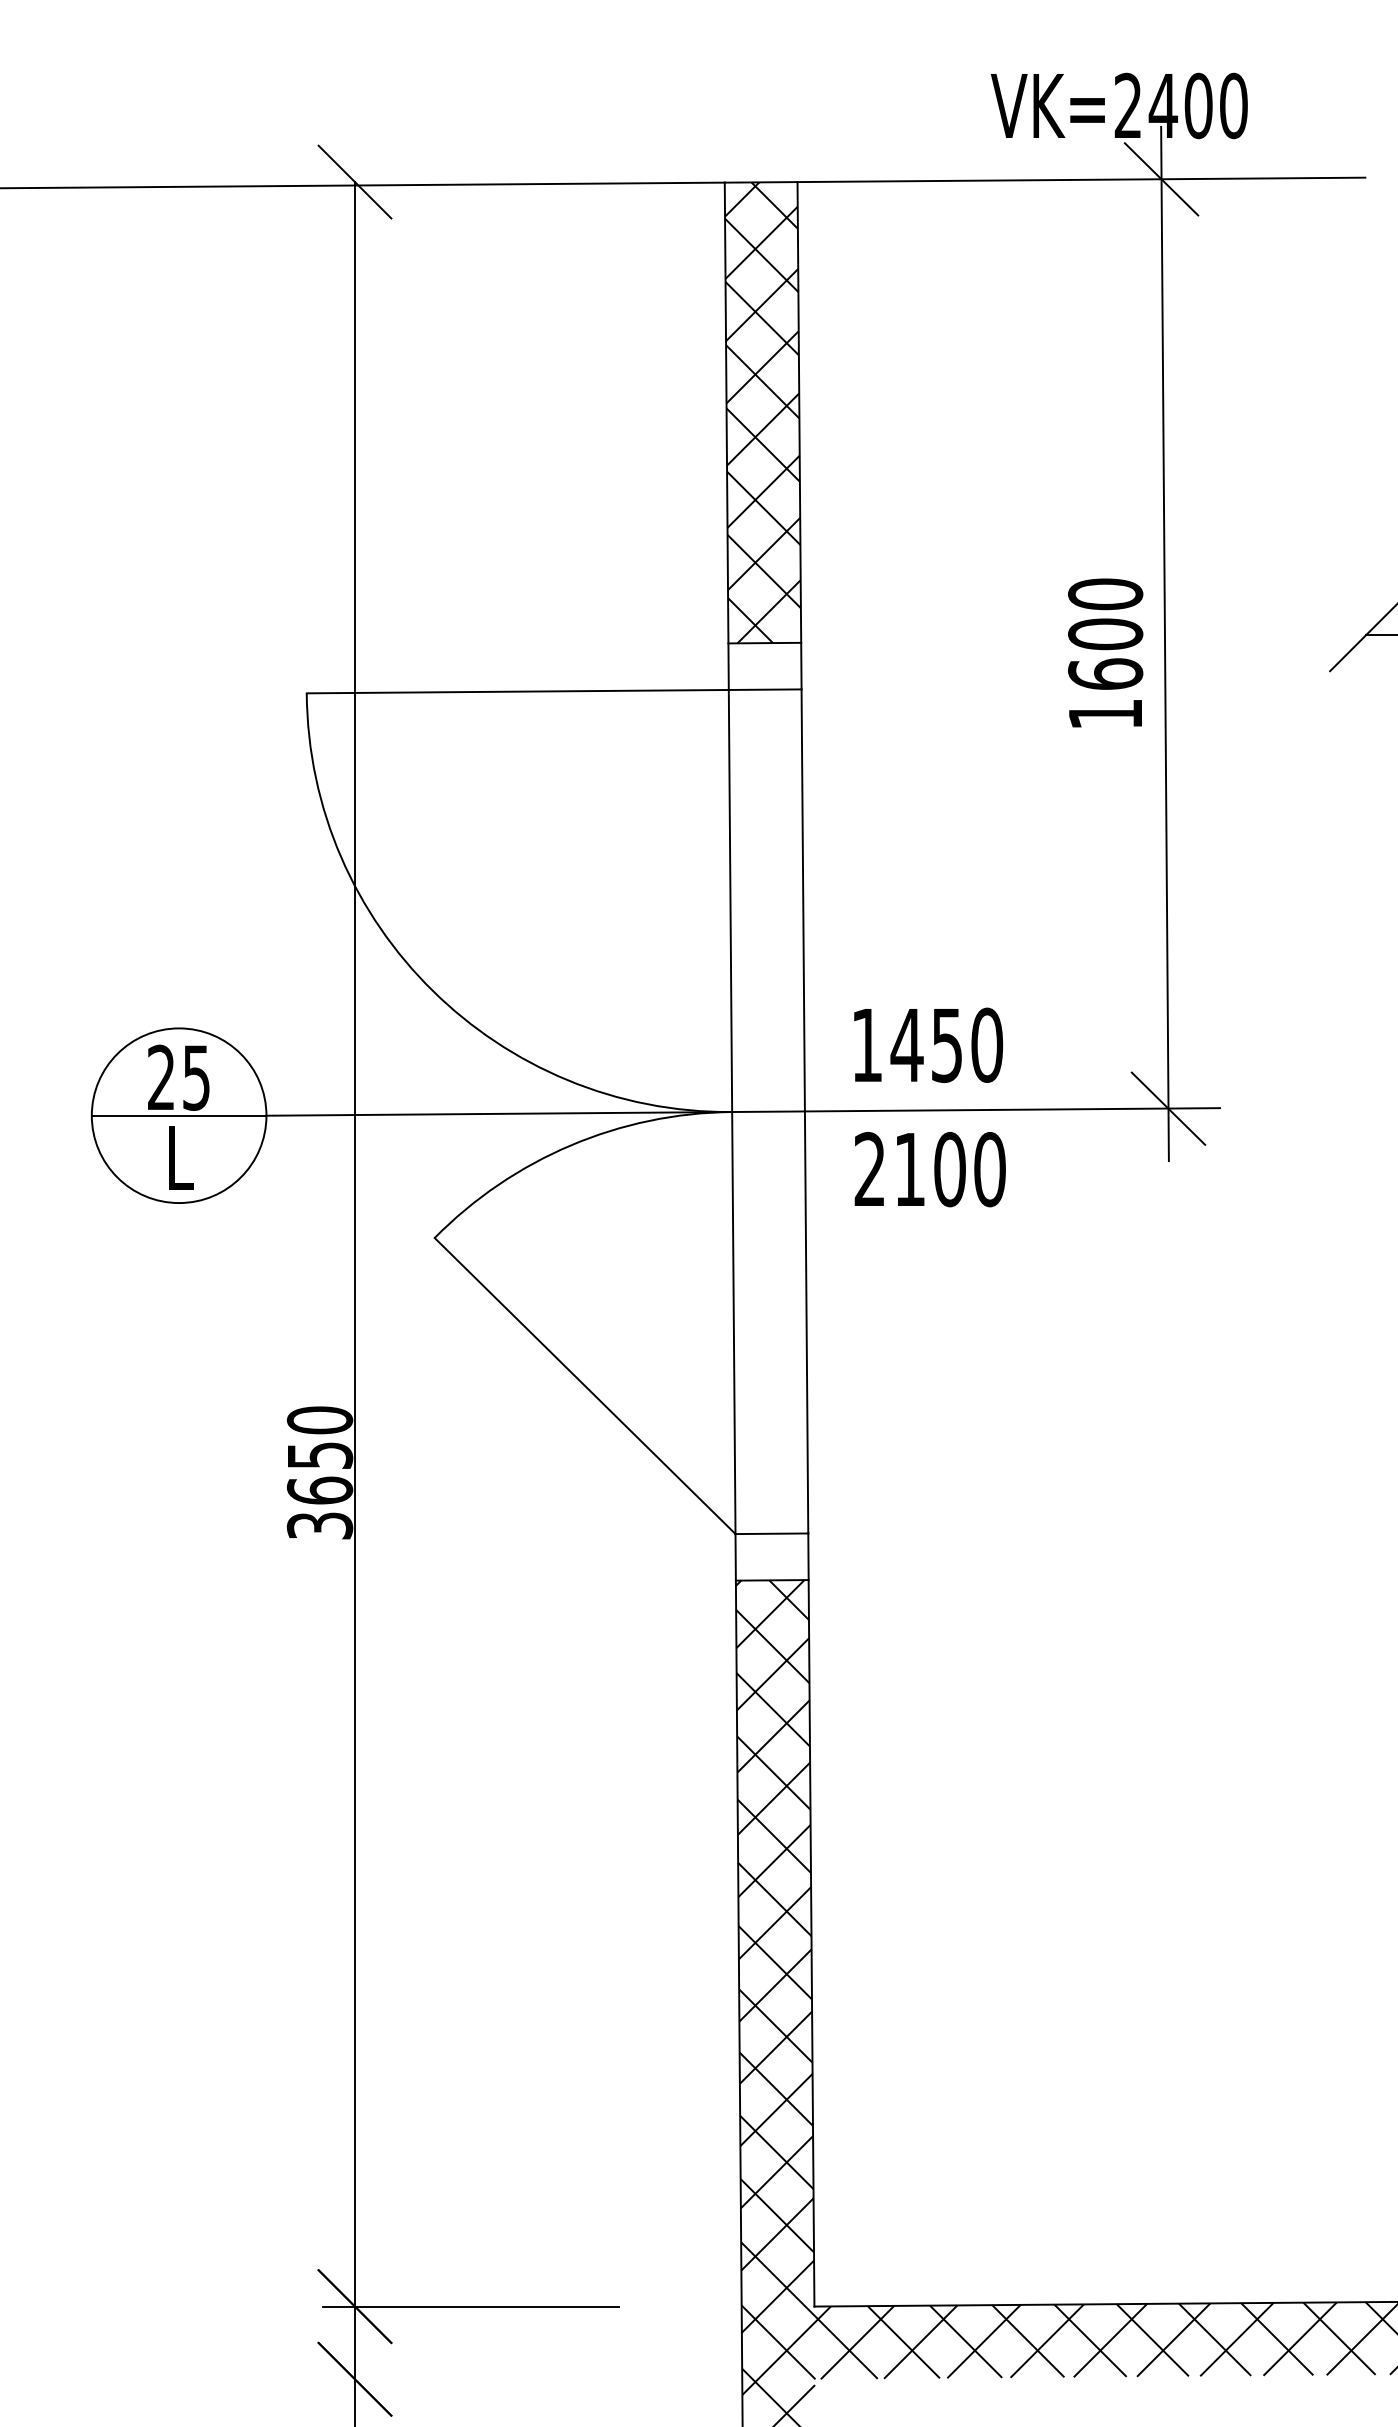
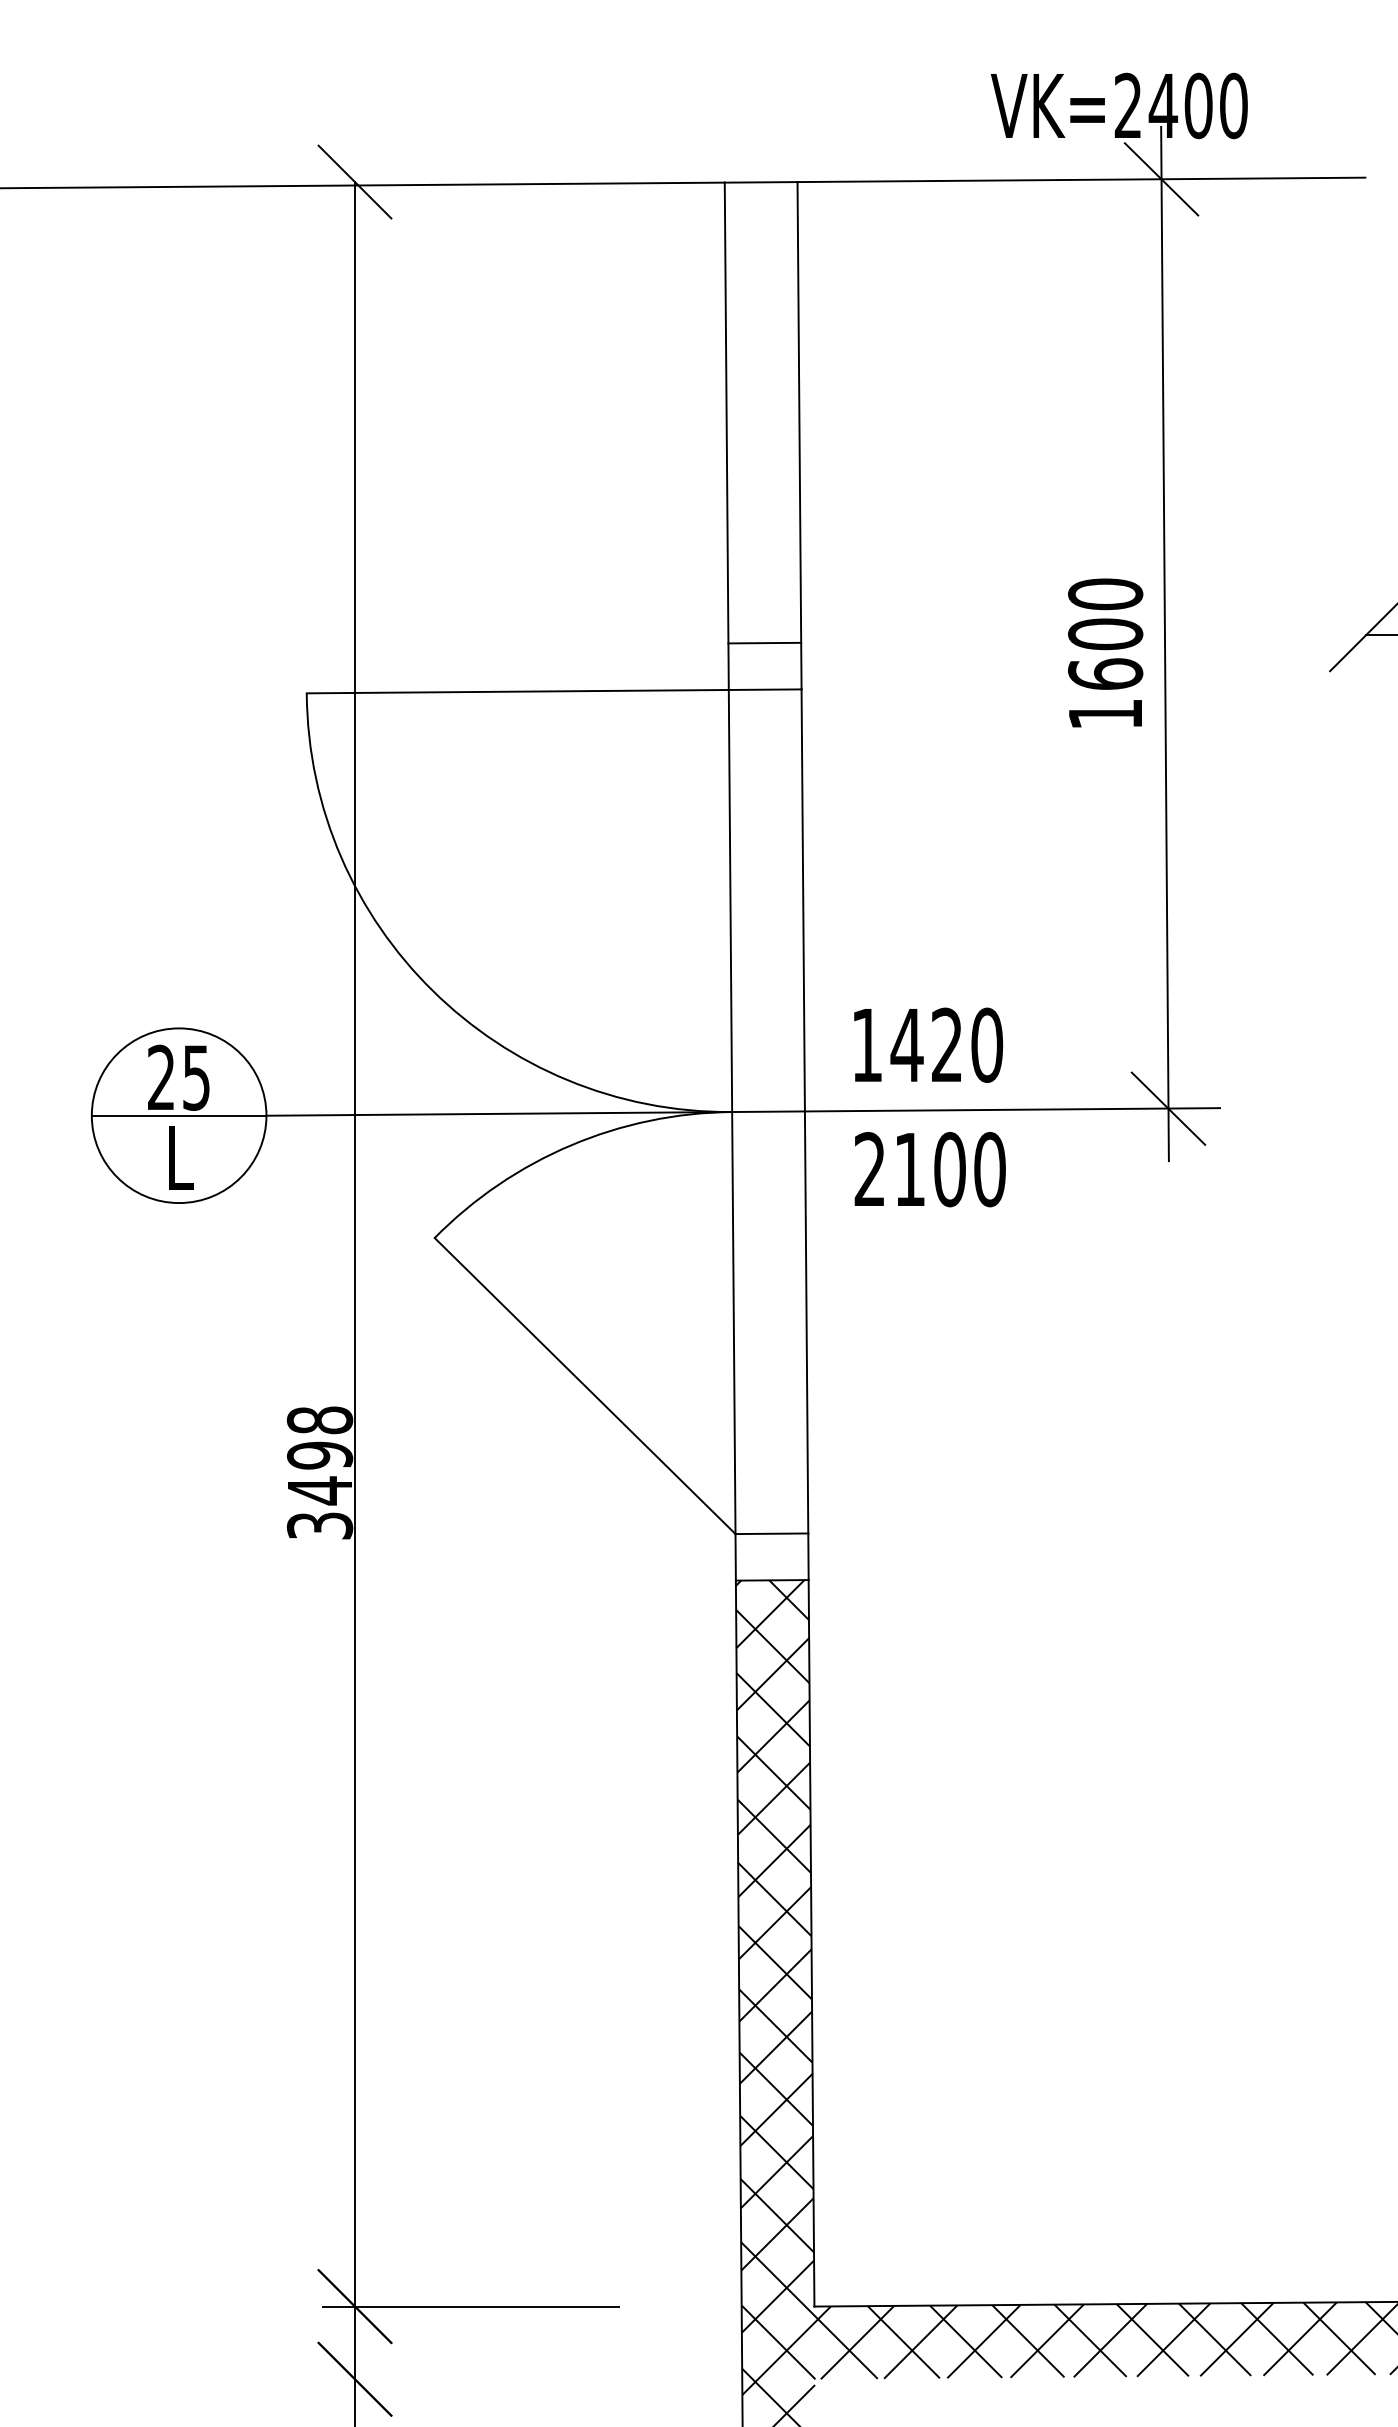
hatch: present -> none (763, 412)
text: 1450 -> 1420 (946, 1044)
text: 3650 -> 3498 (319, 1455)
